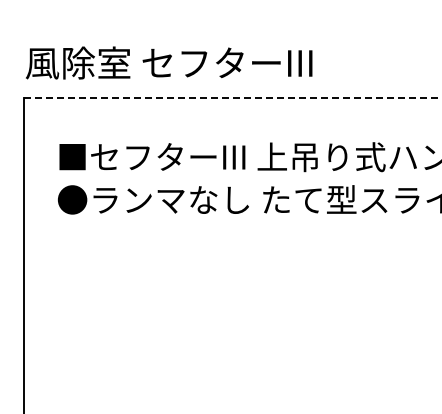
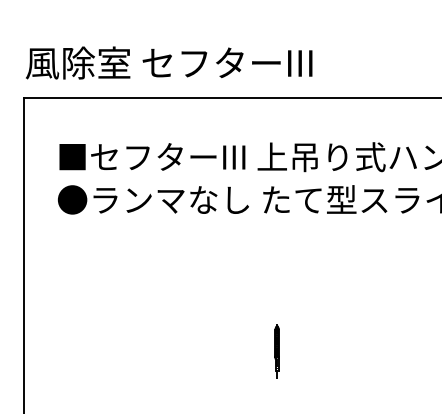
line: dashed -> solid (233, 98)
part: none -> present (276, 351)
